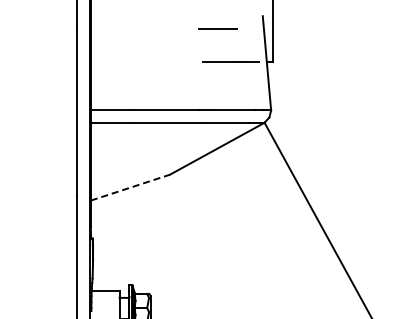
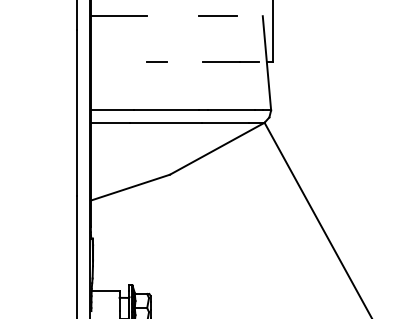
line: none -> present (118, 16)
line position: (217, 28) -> (217, 15) (217, 15)
line: none -> present (156, 61)
line: dashed -> solid (130, 187)
